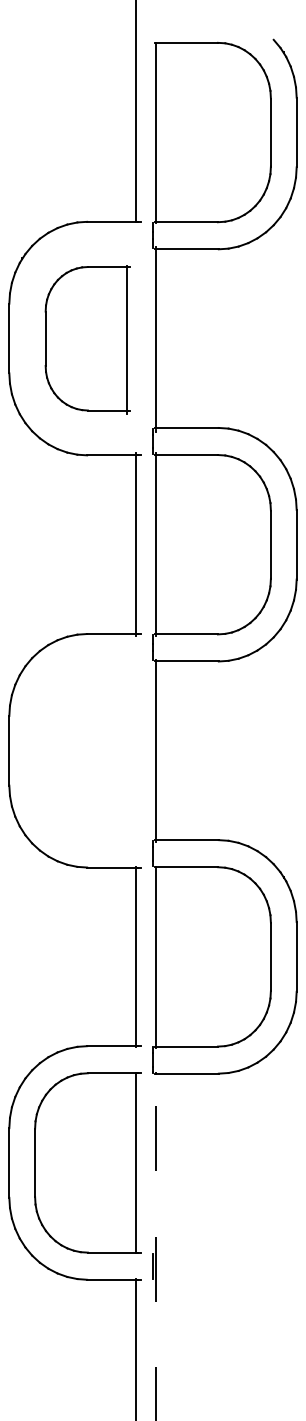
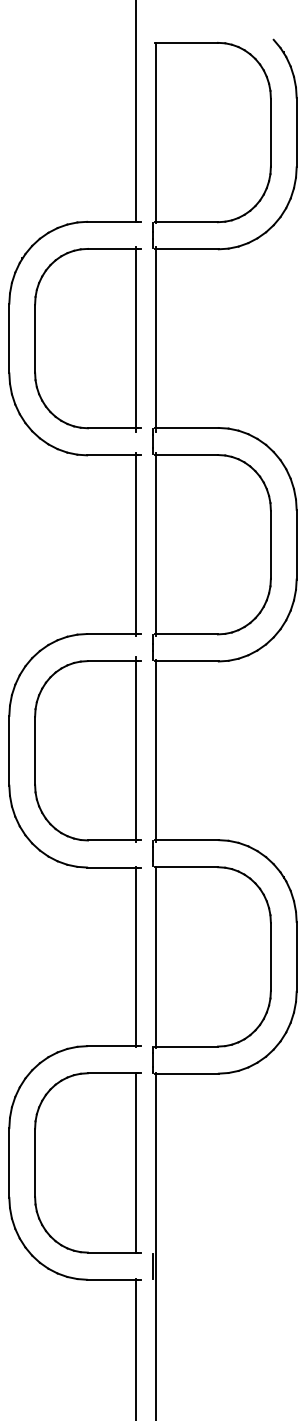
part size: 87x150 px -> 108x187 px (87, 339)
part: none -> present (87, 749)
line: dashed -> solid (155, 1247)
